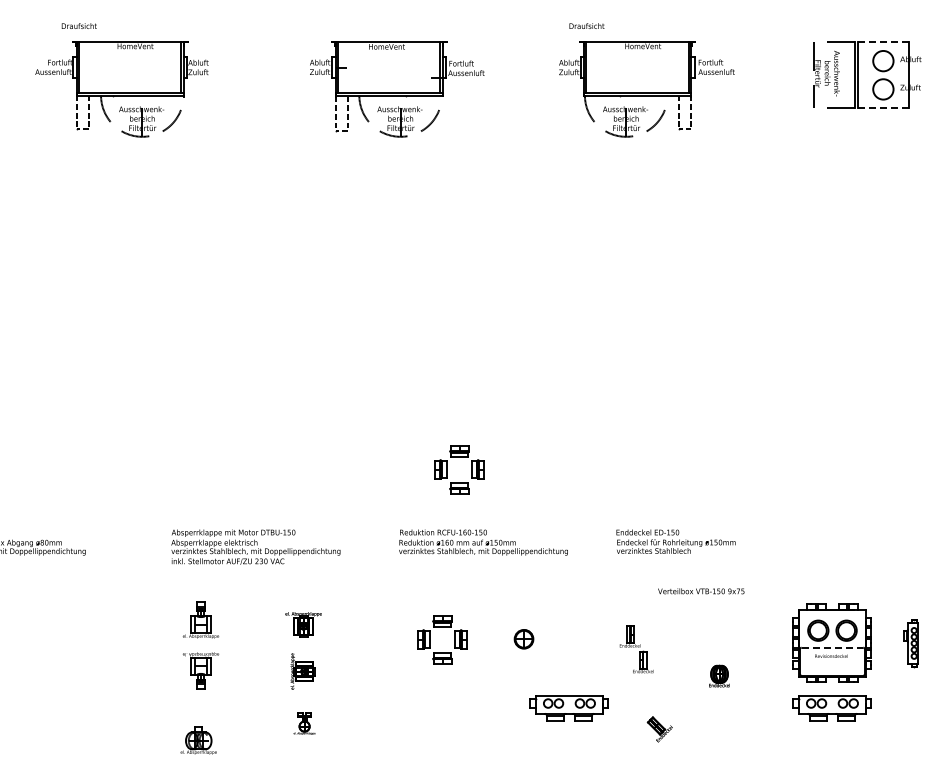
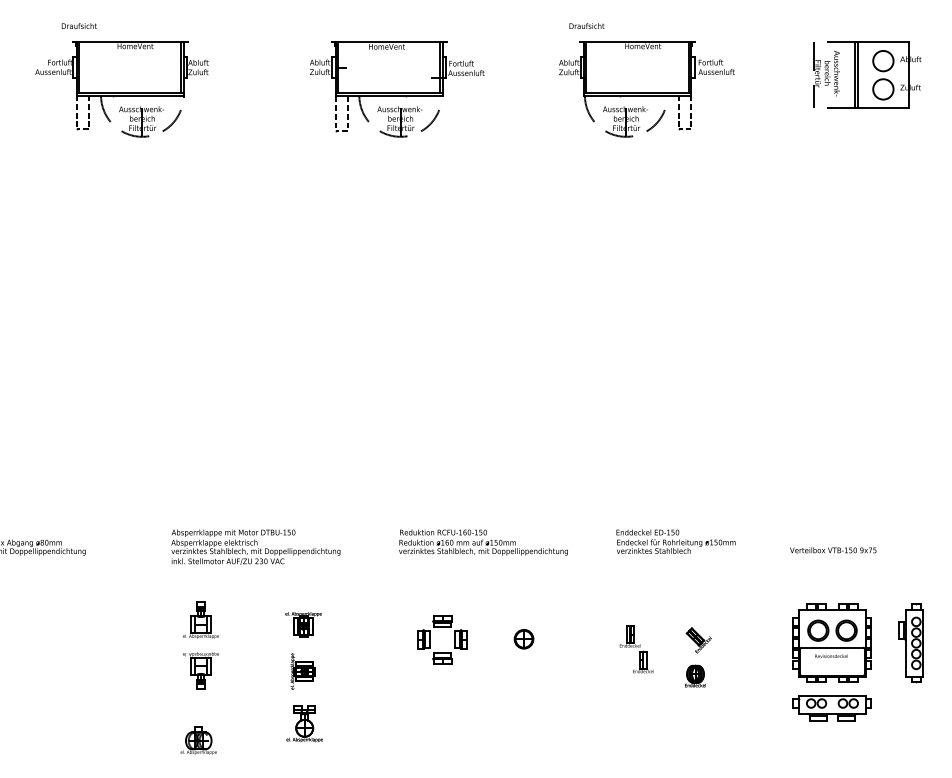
line: dashed -> solid (882, 42)
line: dashed -> solid (882, 108)
part: present -> none (459, 457)
text position: (701, 591) -> (833, 550) (833, 550)
part size: 16x50 px -> 26x81 px (910, 643)
line: dashed -> solid (832, 647)
part position: (719, 675) -> (695, 675) (695, 675)
part: present -> none (568, 708)
part size: 23x23 px -> 37x38 px (304, 723)
part position: (659, 729) -> (698, 640) (698, 640)
